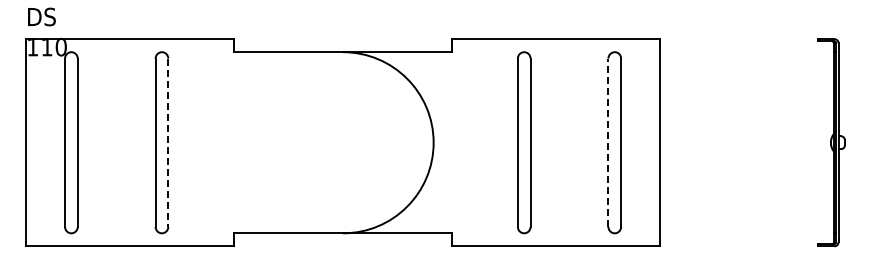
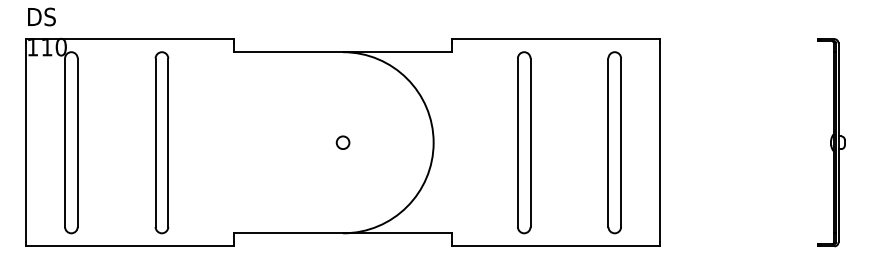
circle: none -> present (342, 142)
line: dashed -> solid (608, 142)
line: dashed -> solid (168, 143)
